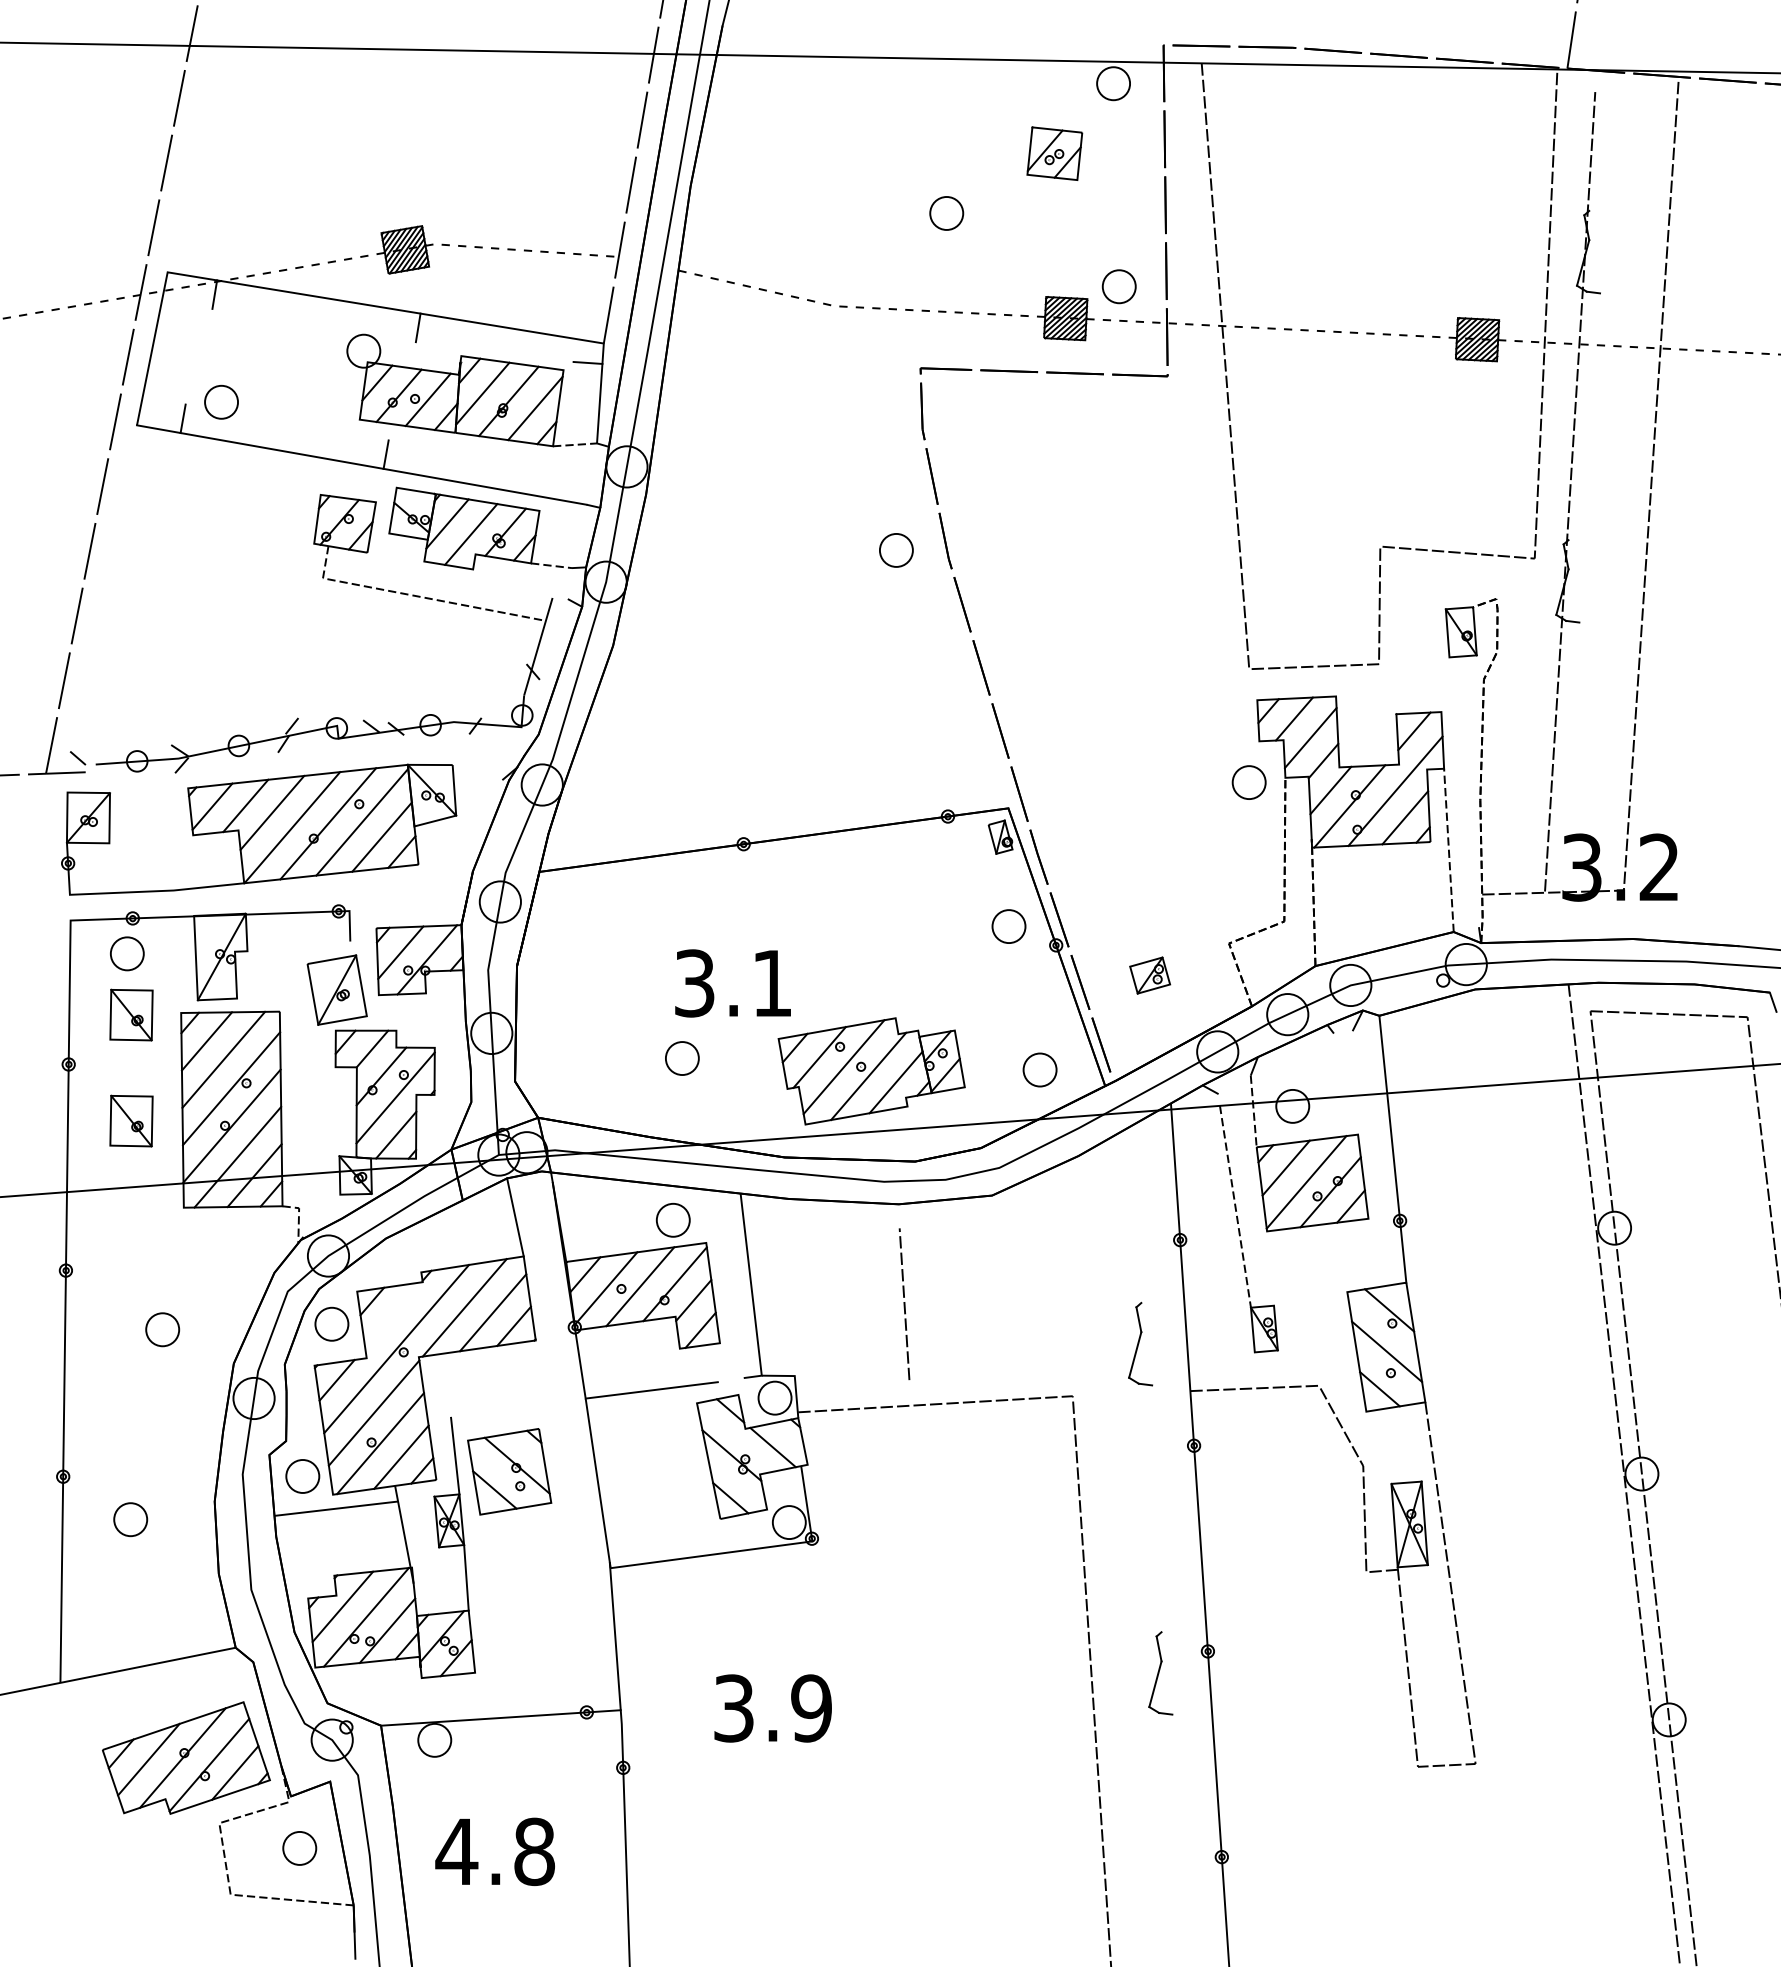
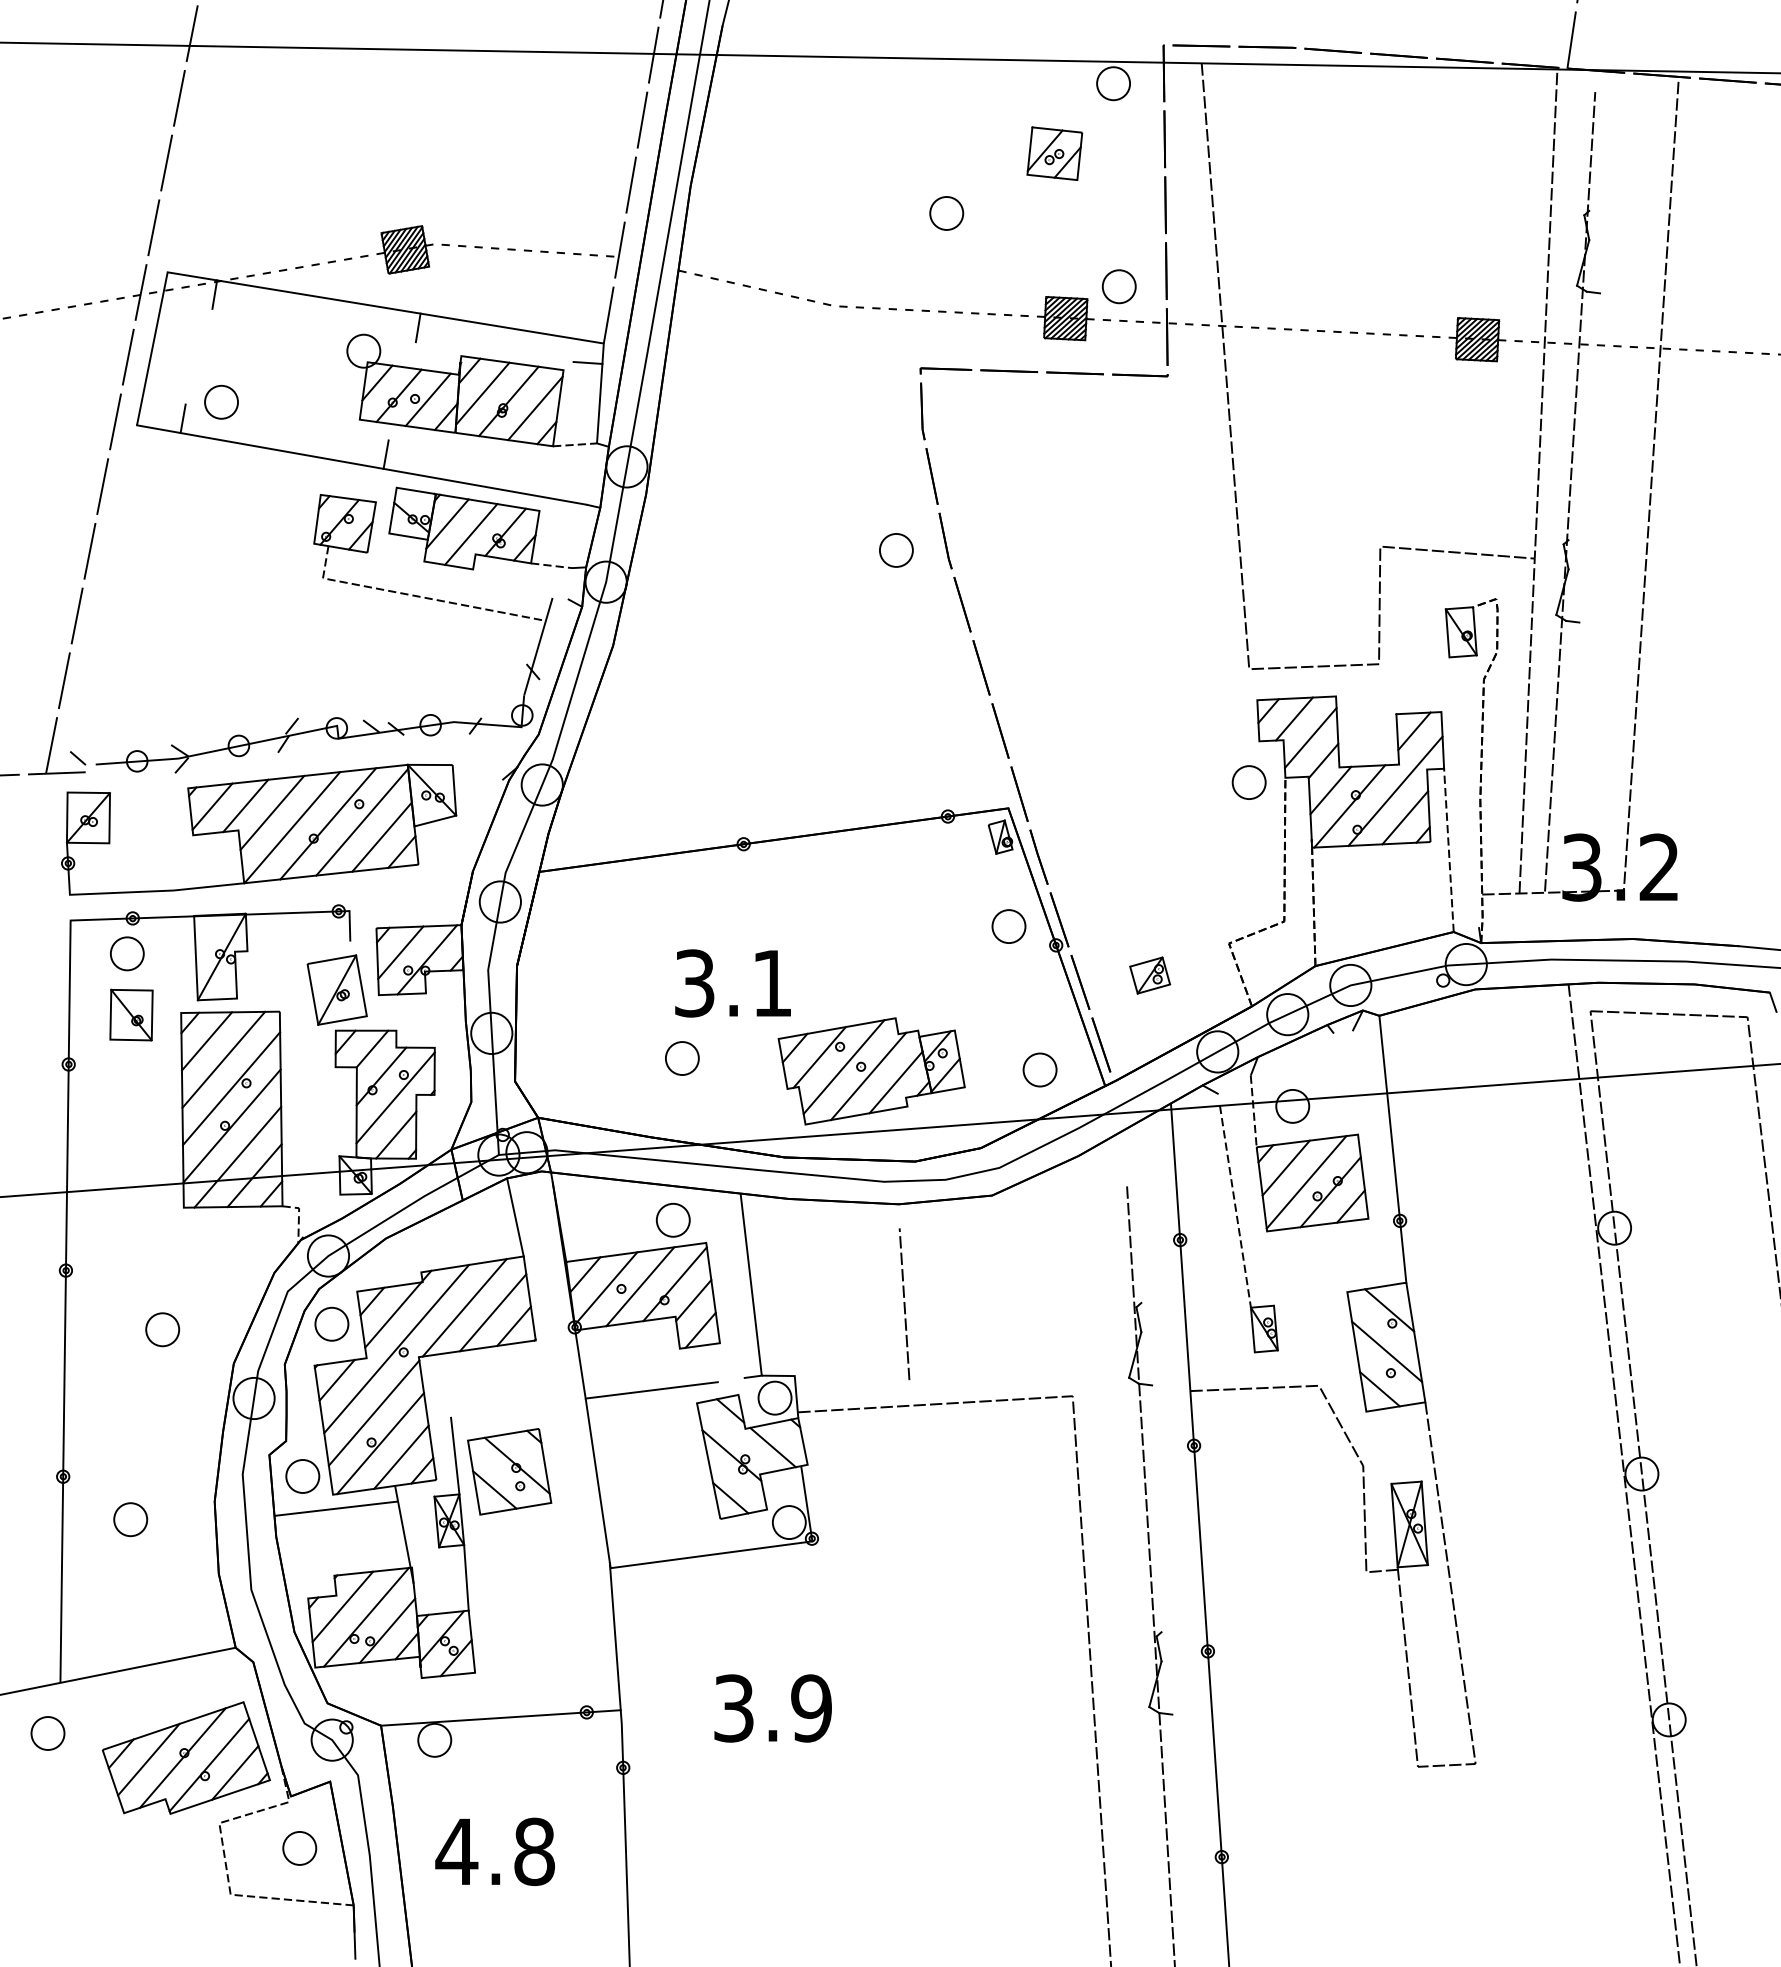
line: none -> present (1526, 725)
part: present -> none (131, 1120)
line: none -> present (393, 1314)
line: none -> present (1150, 1573)
part: none -> present (47, 1733)
